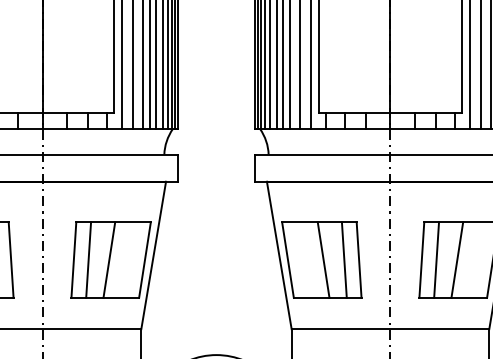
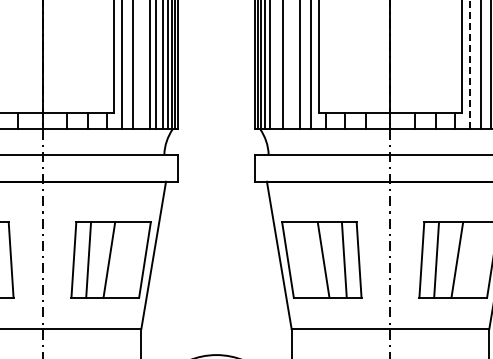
line: solid -> dashed (469, 64)
line: present -> none (142, 65)
line: present -> none (276, 65)
line: present -> none (290, 65)
